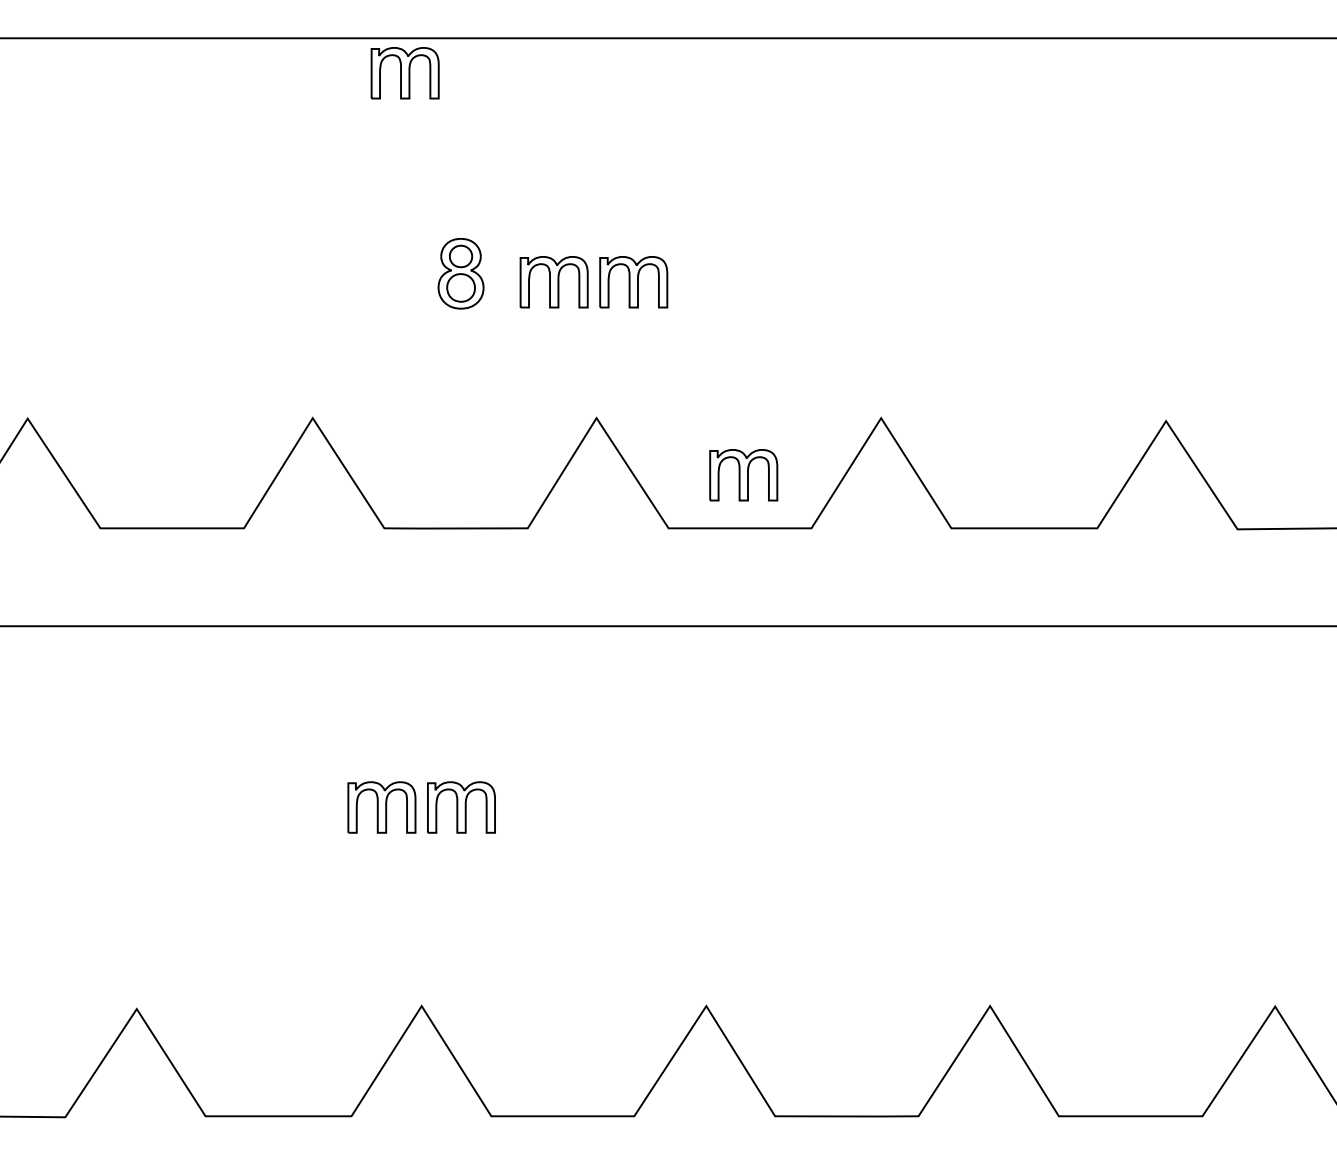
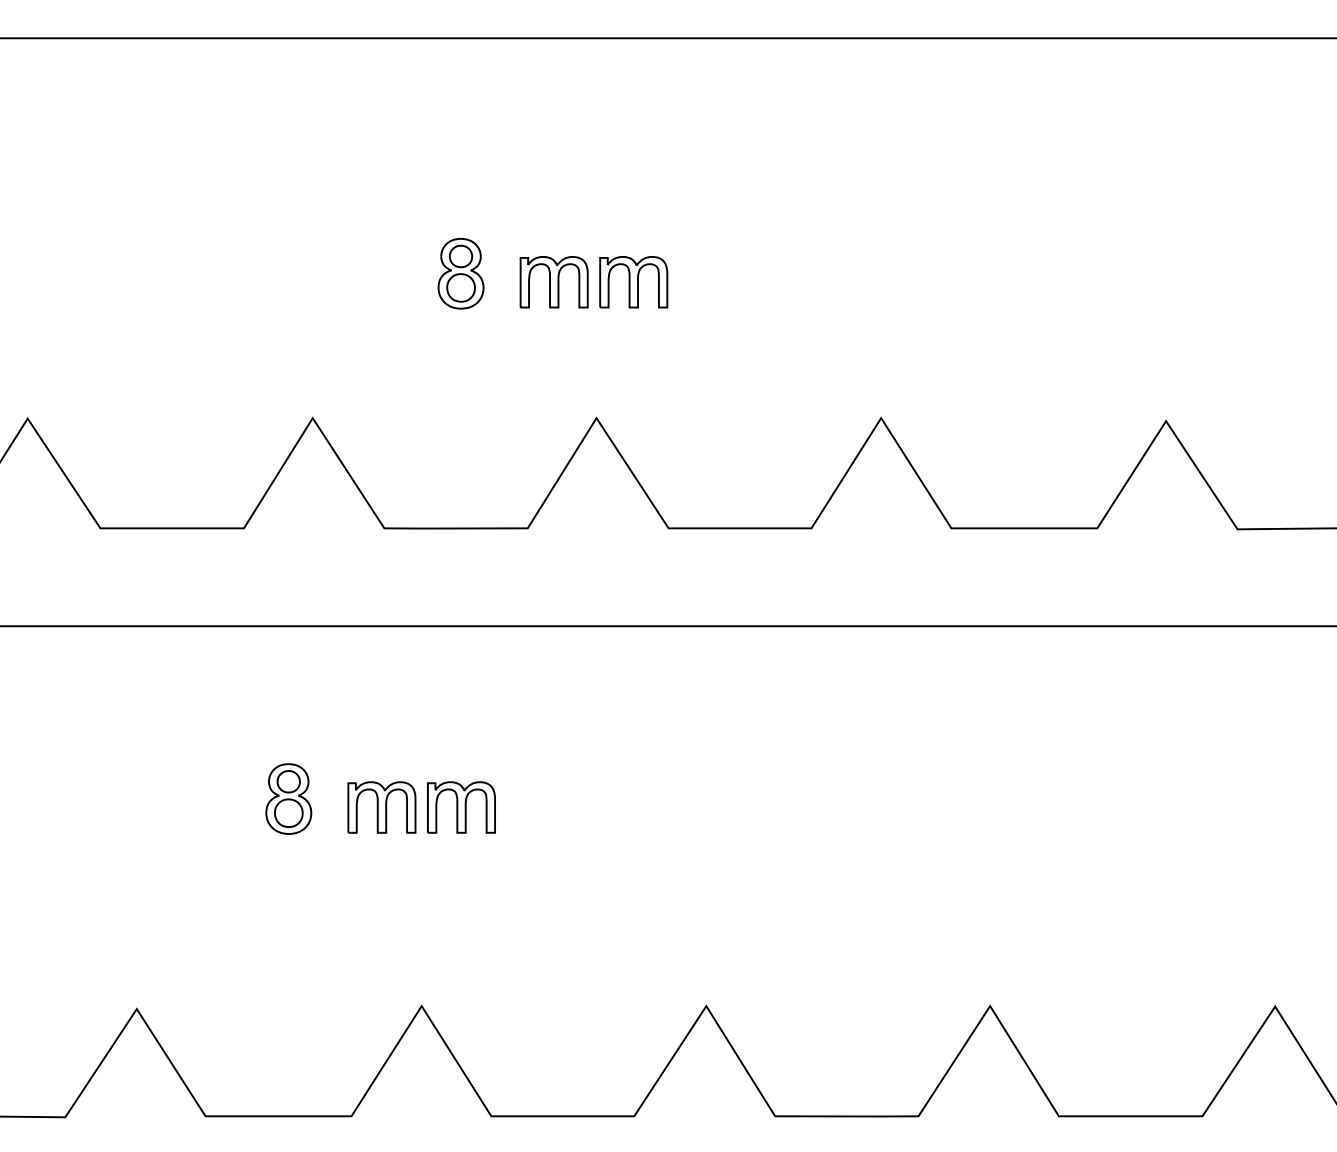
part: present -> none (404, 73)
part: present -> none (743, 475)
part: none -> present (288, 798)
